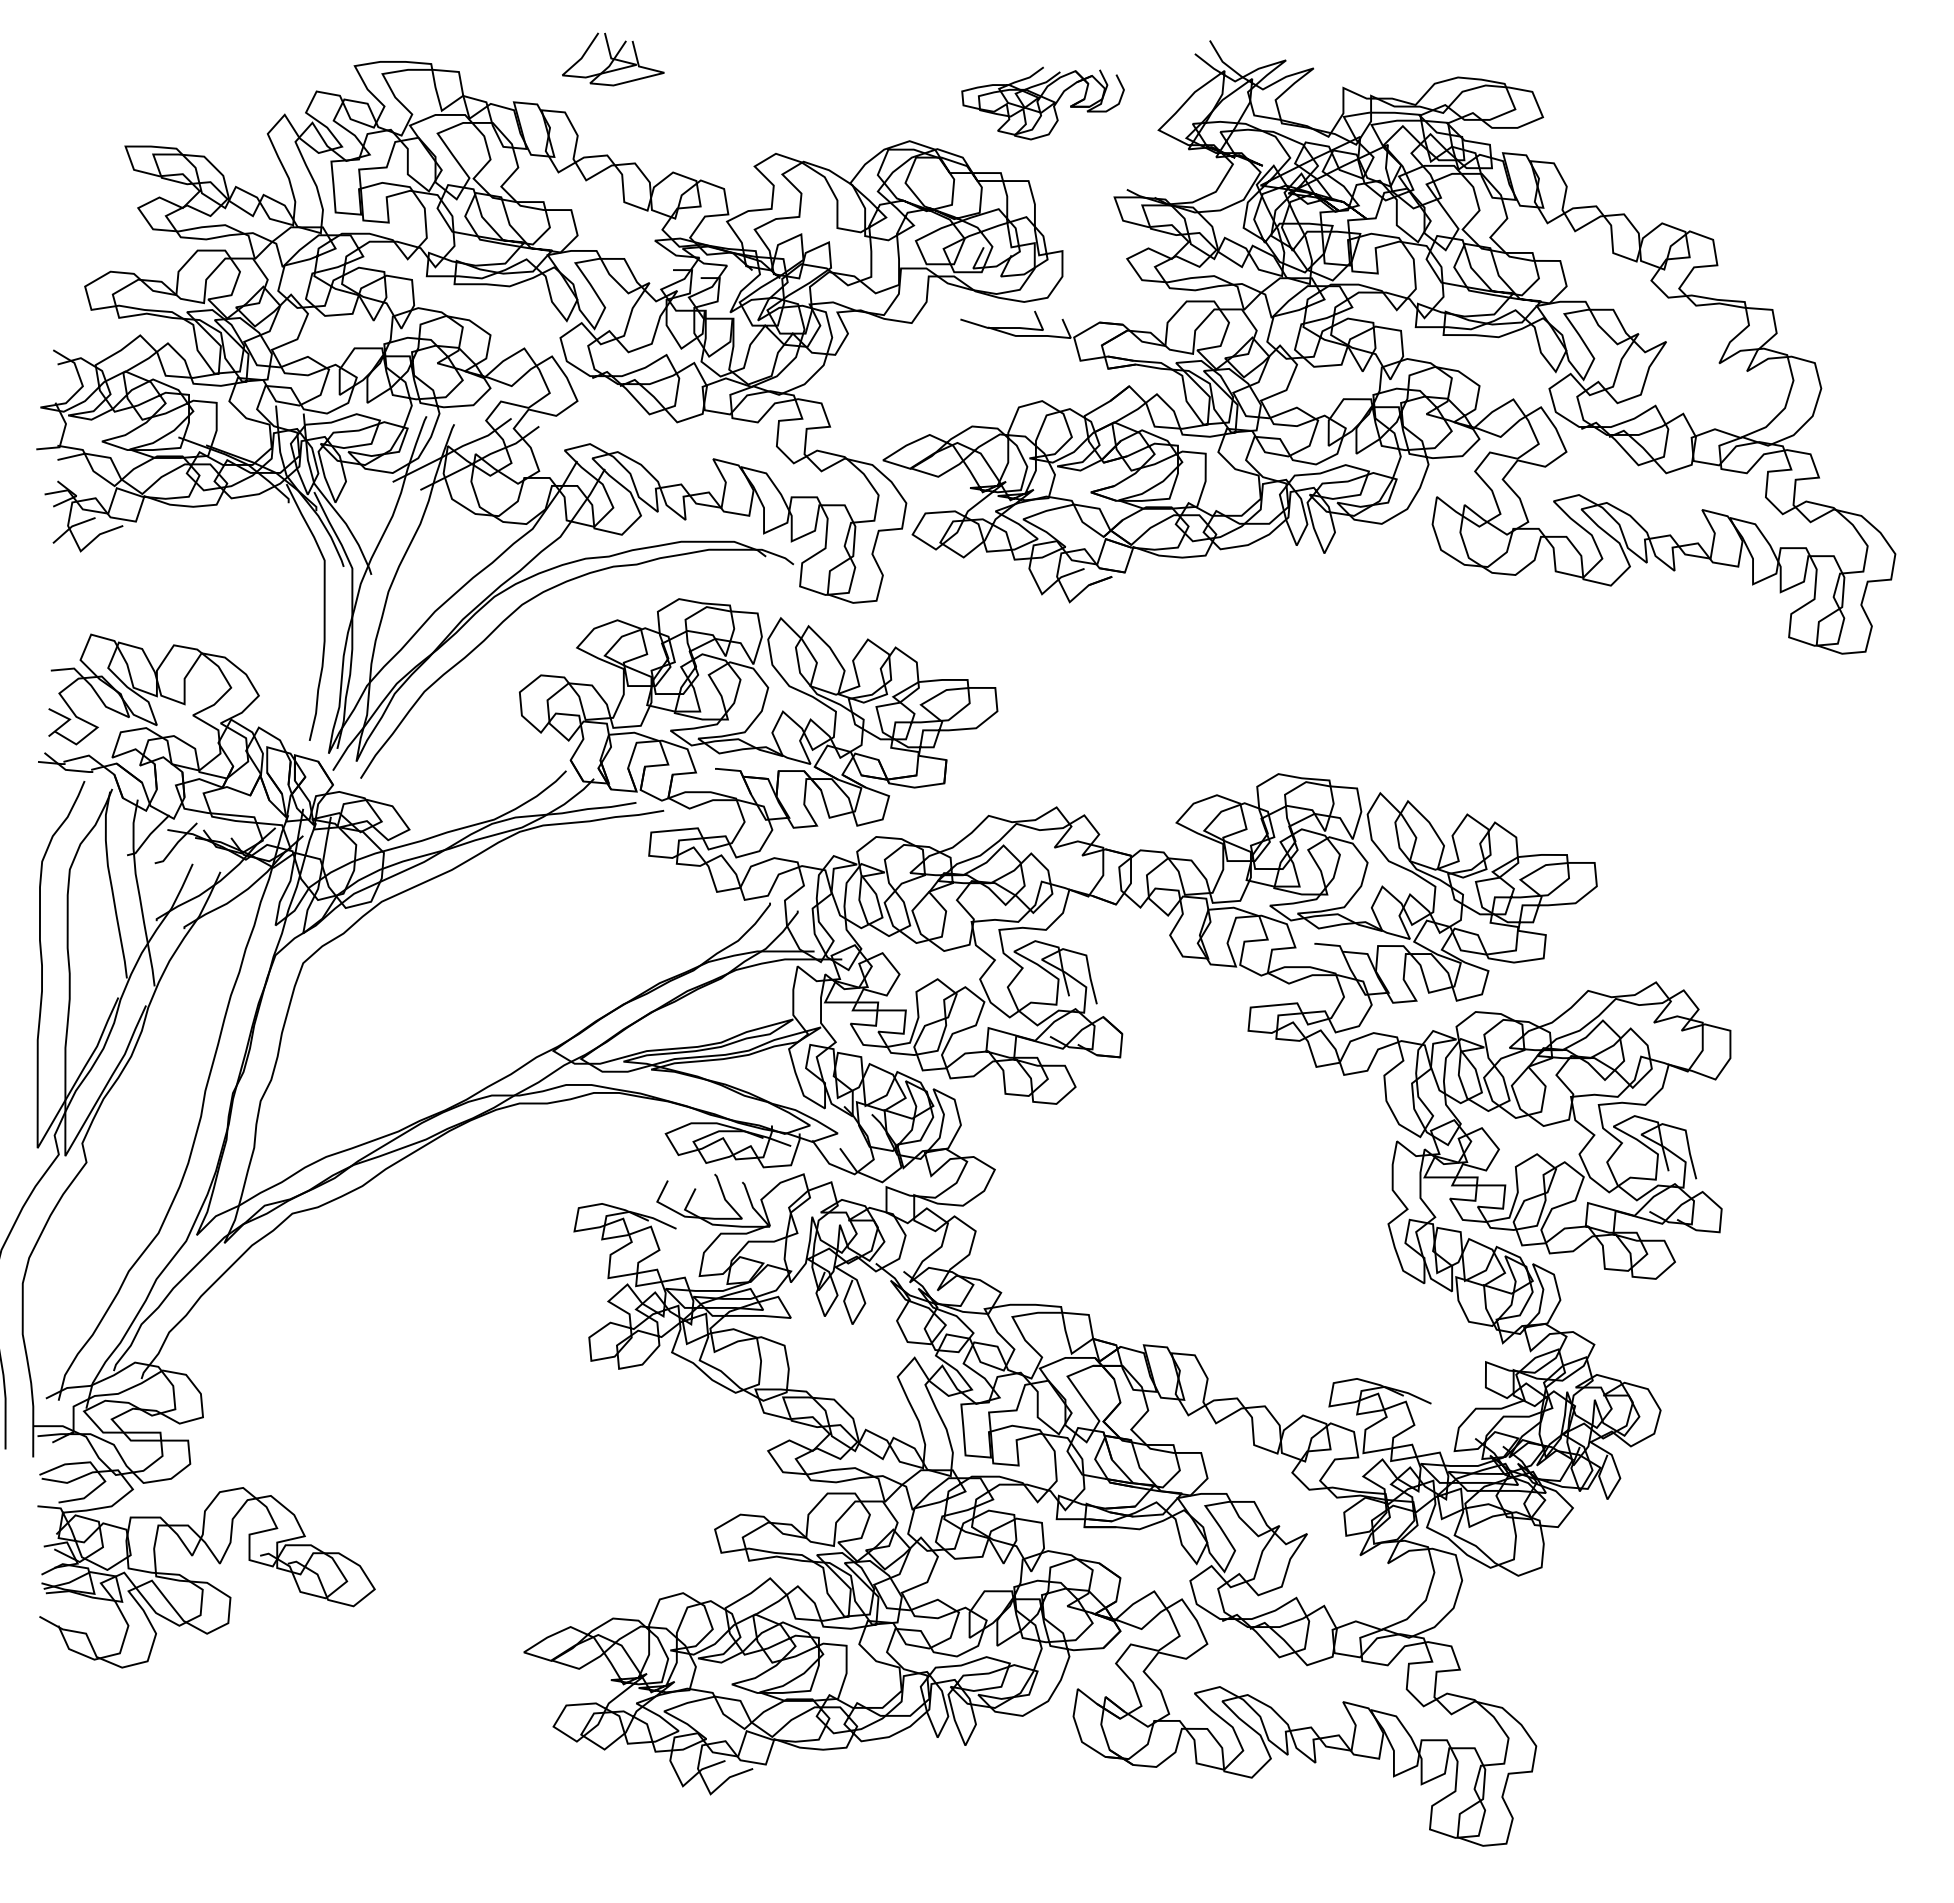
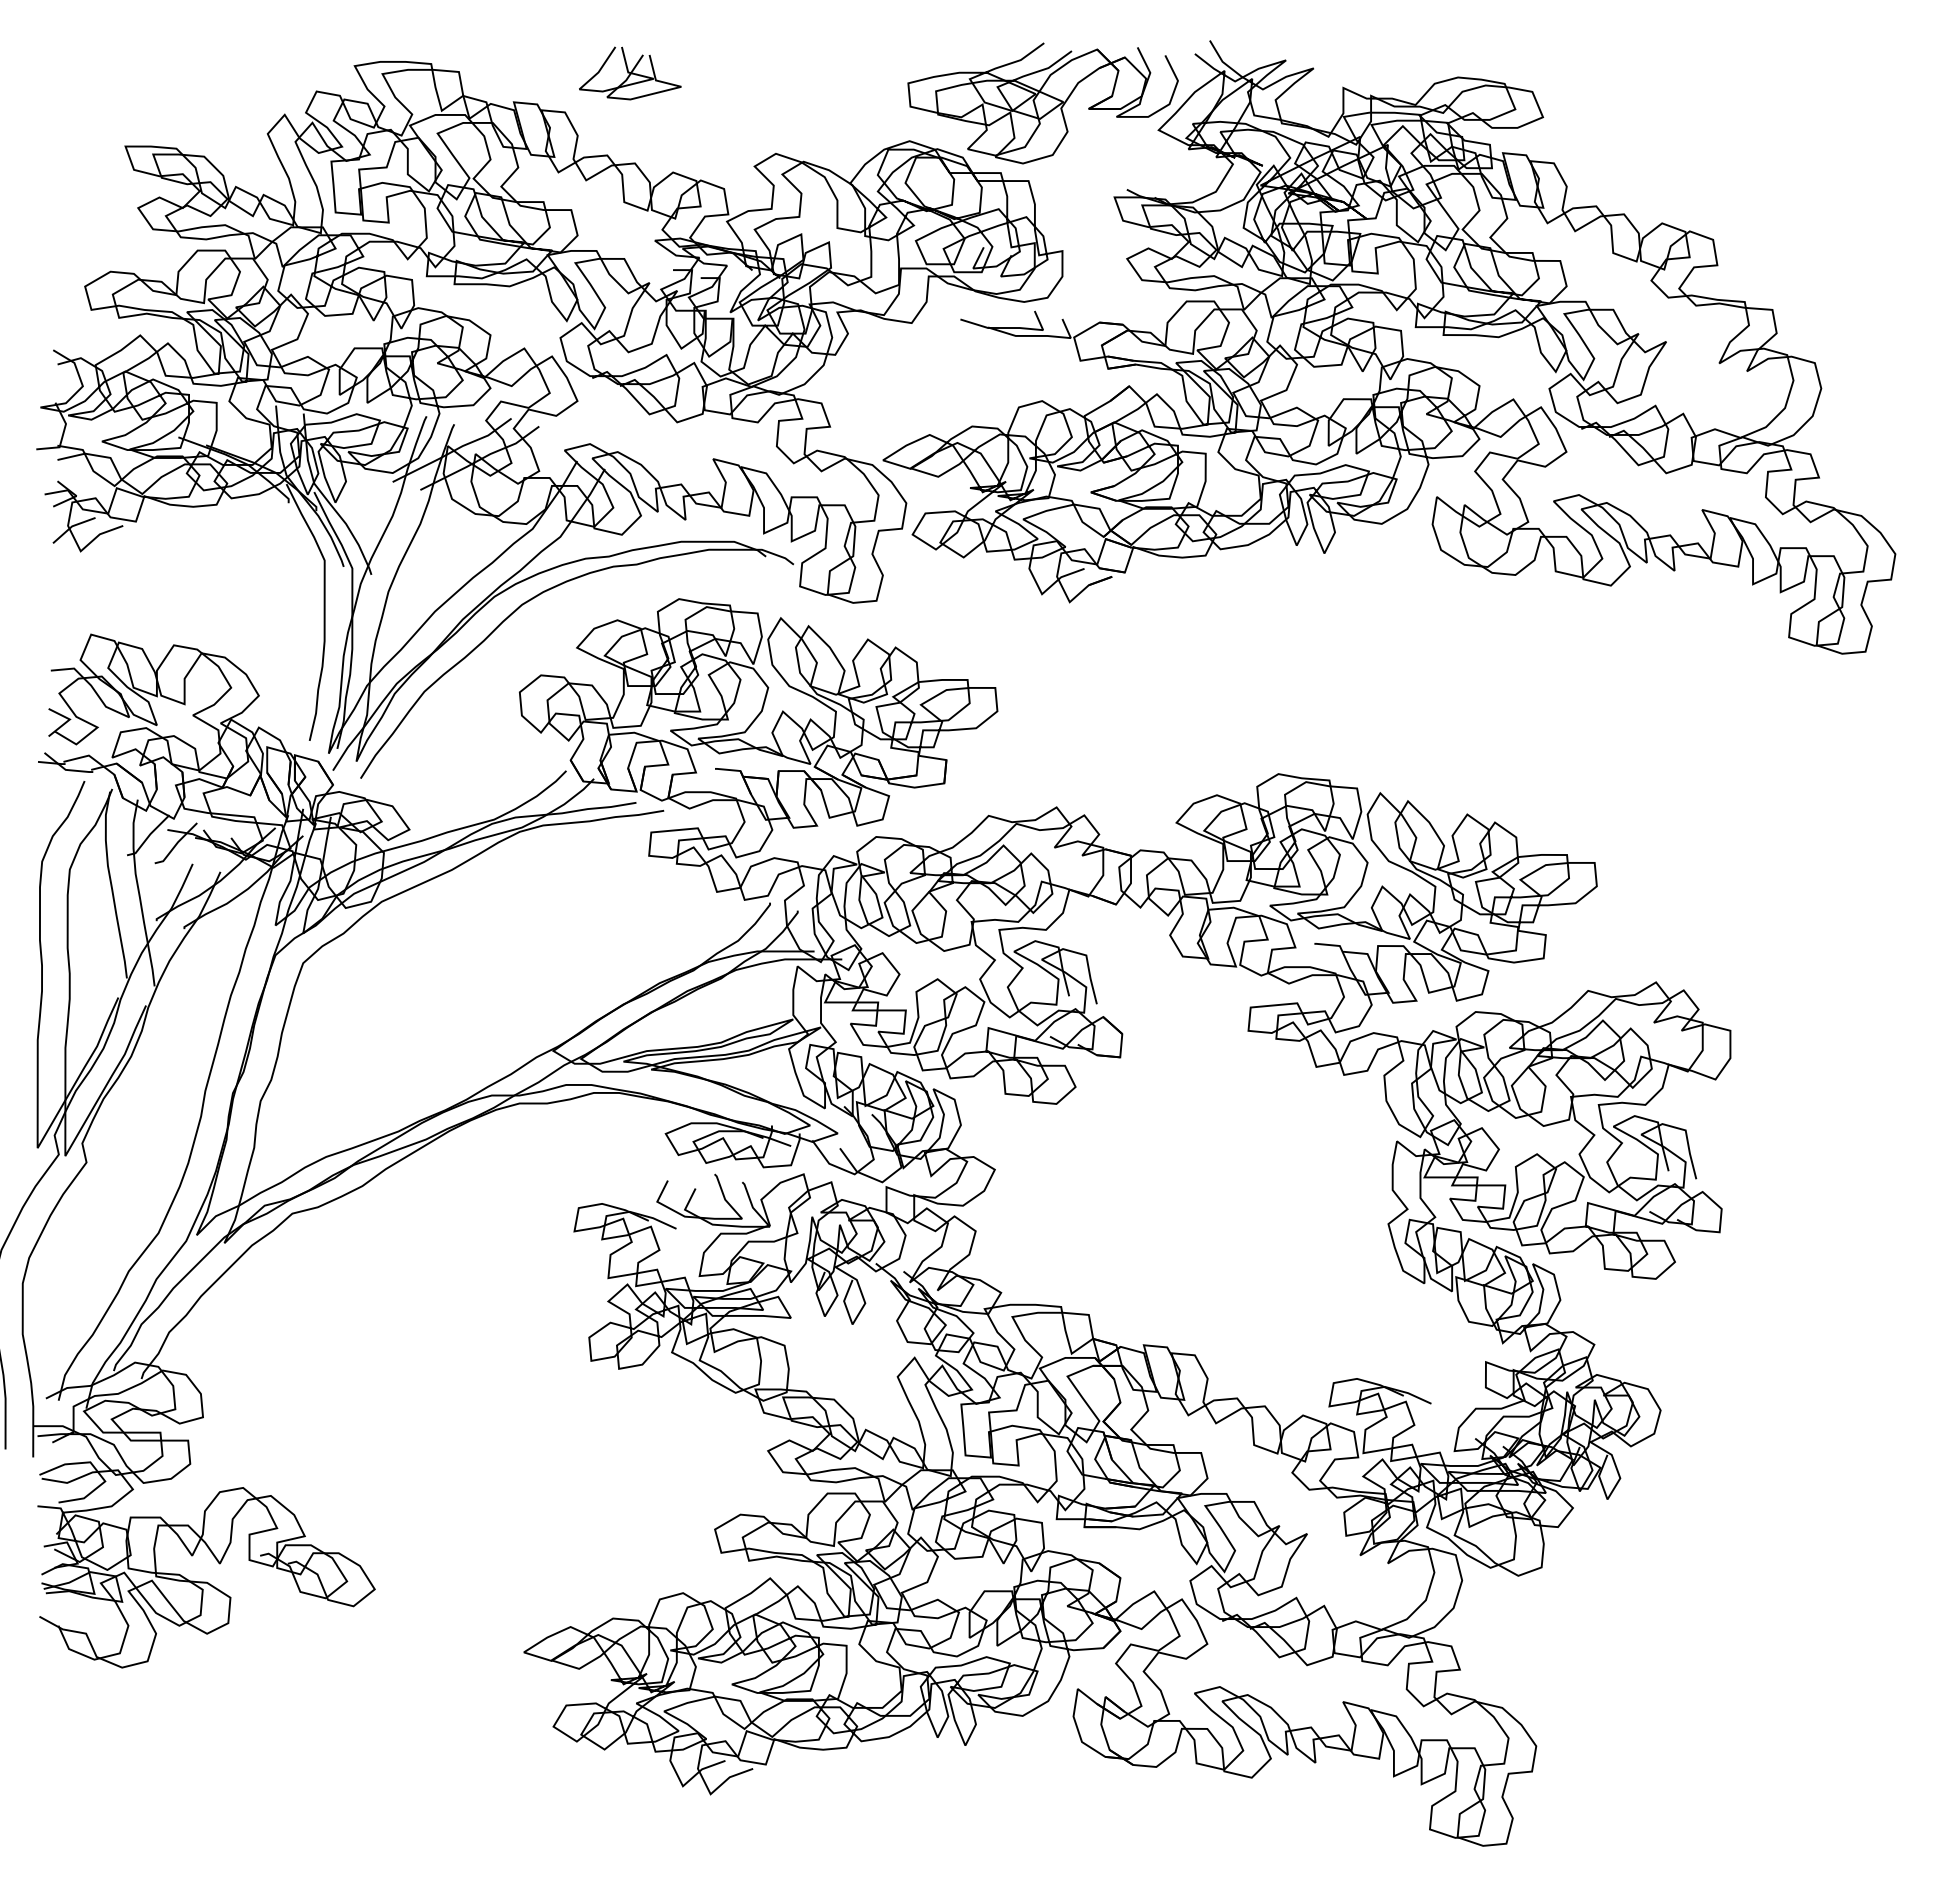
part position: (613, 59) -> (630, 73) (630, 73)
part size: 164x75 px -> 272x123 px (1042, 103)
